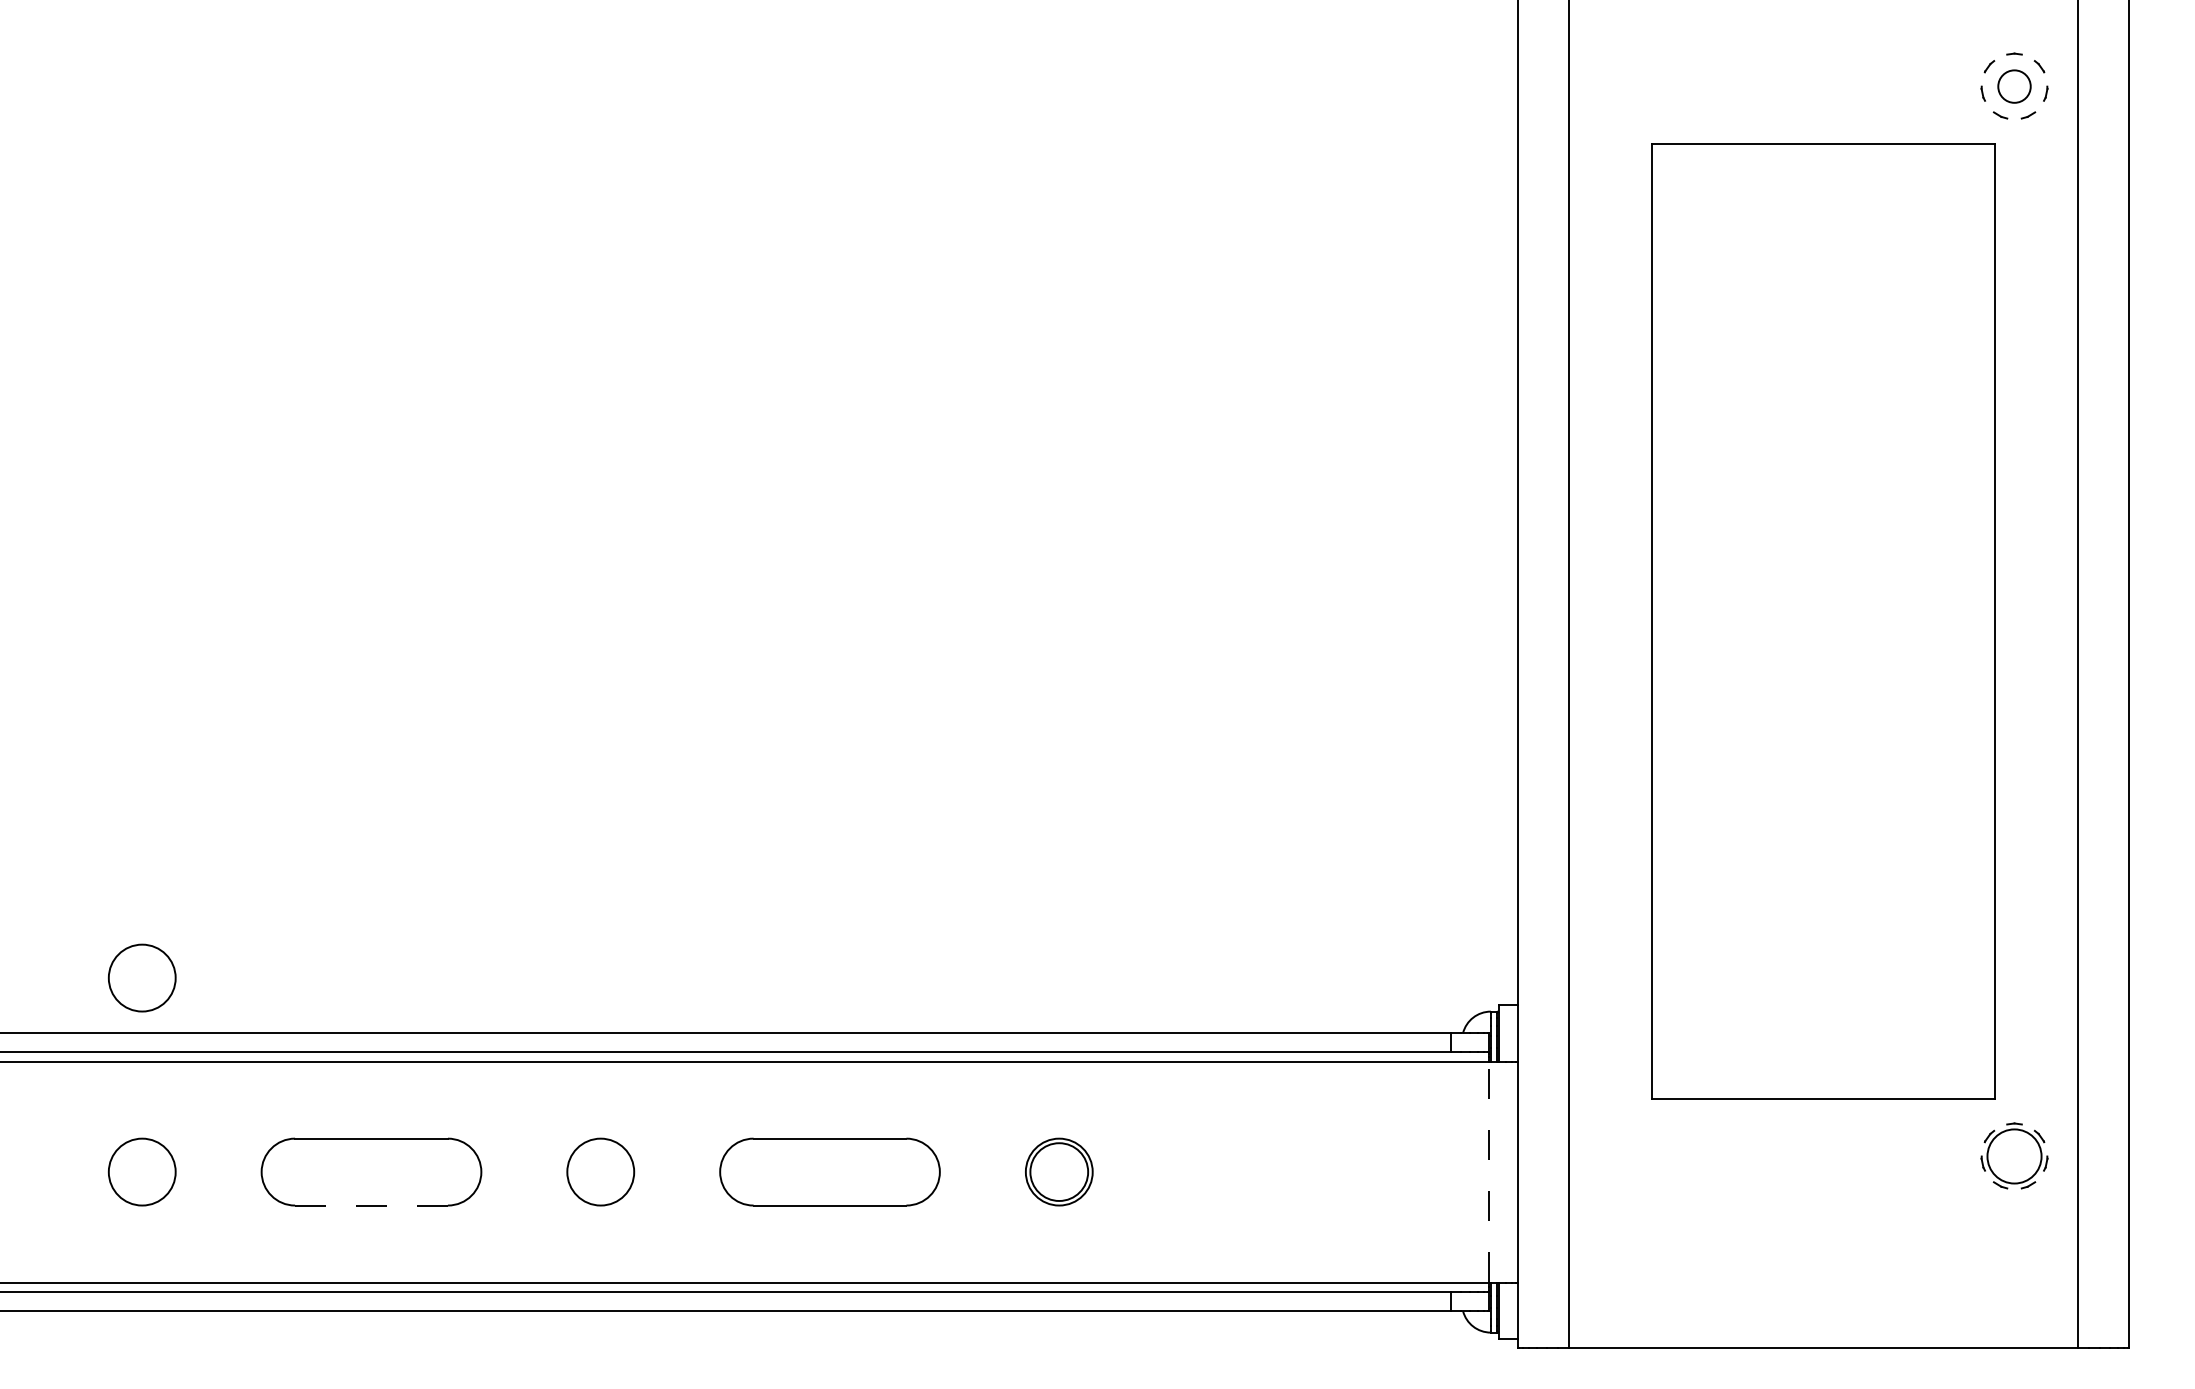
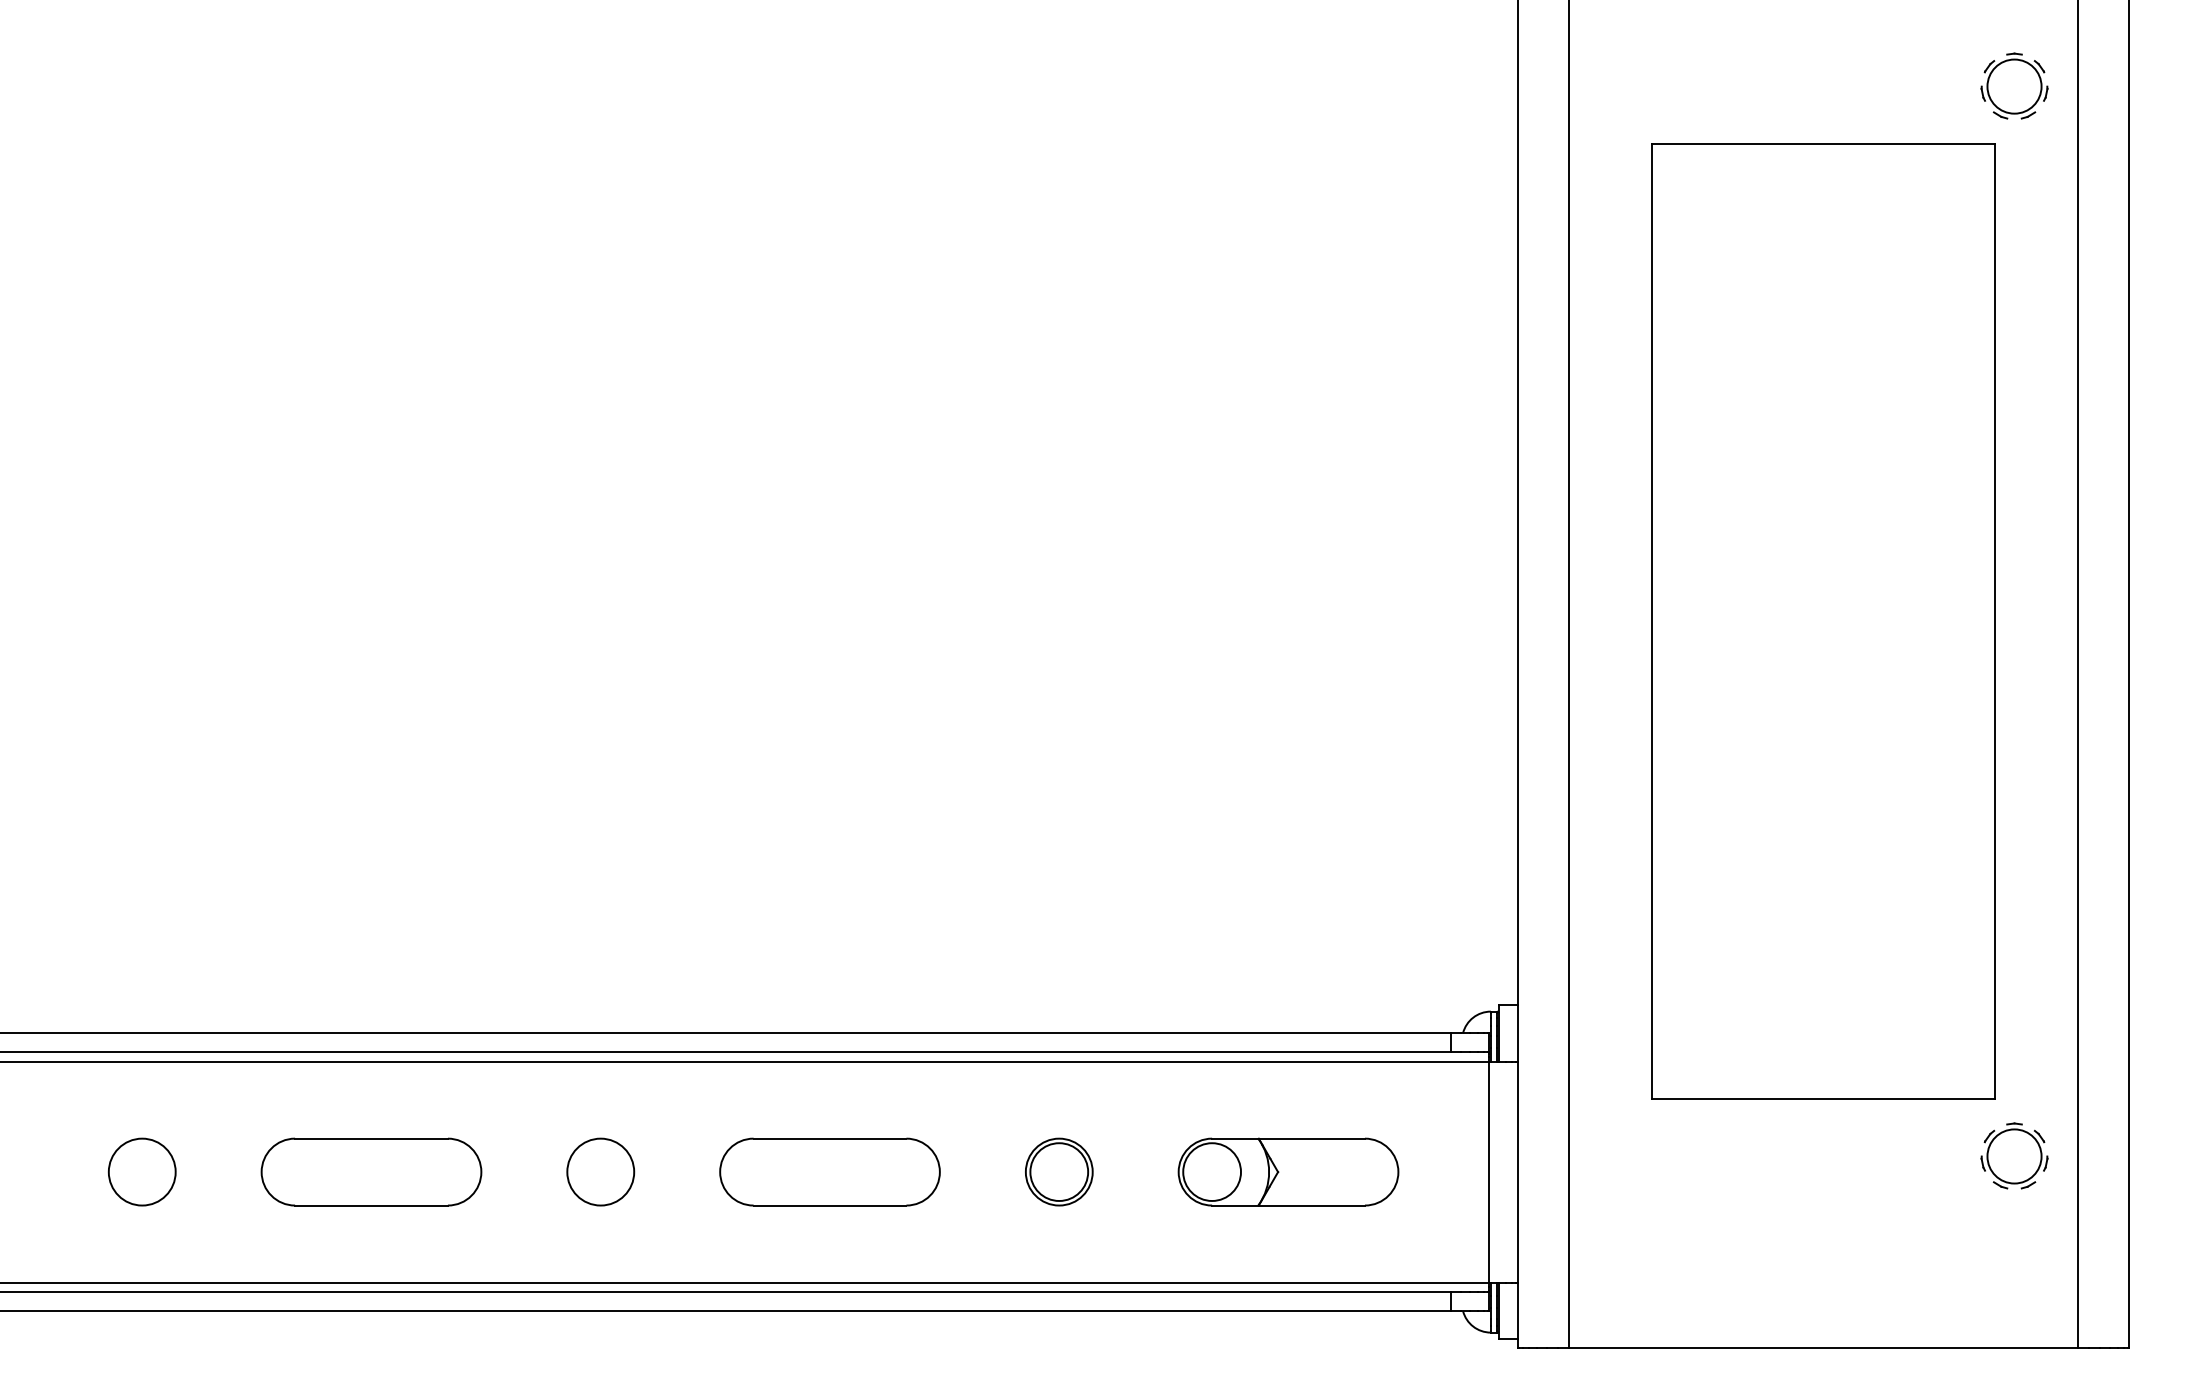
circle diameter: 32 px -> 54 px (2014, 86)
circle: present -> none (141, 977)
part: none -> present (1288, 1171)
line: dashed -> solid (1489, 1172)
line: dashed -> solid (372, 1205)
